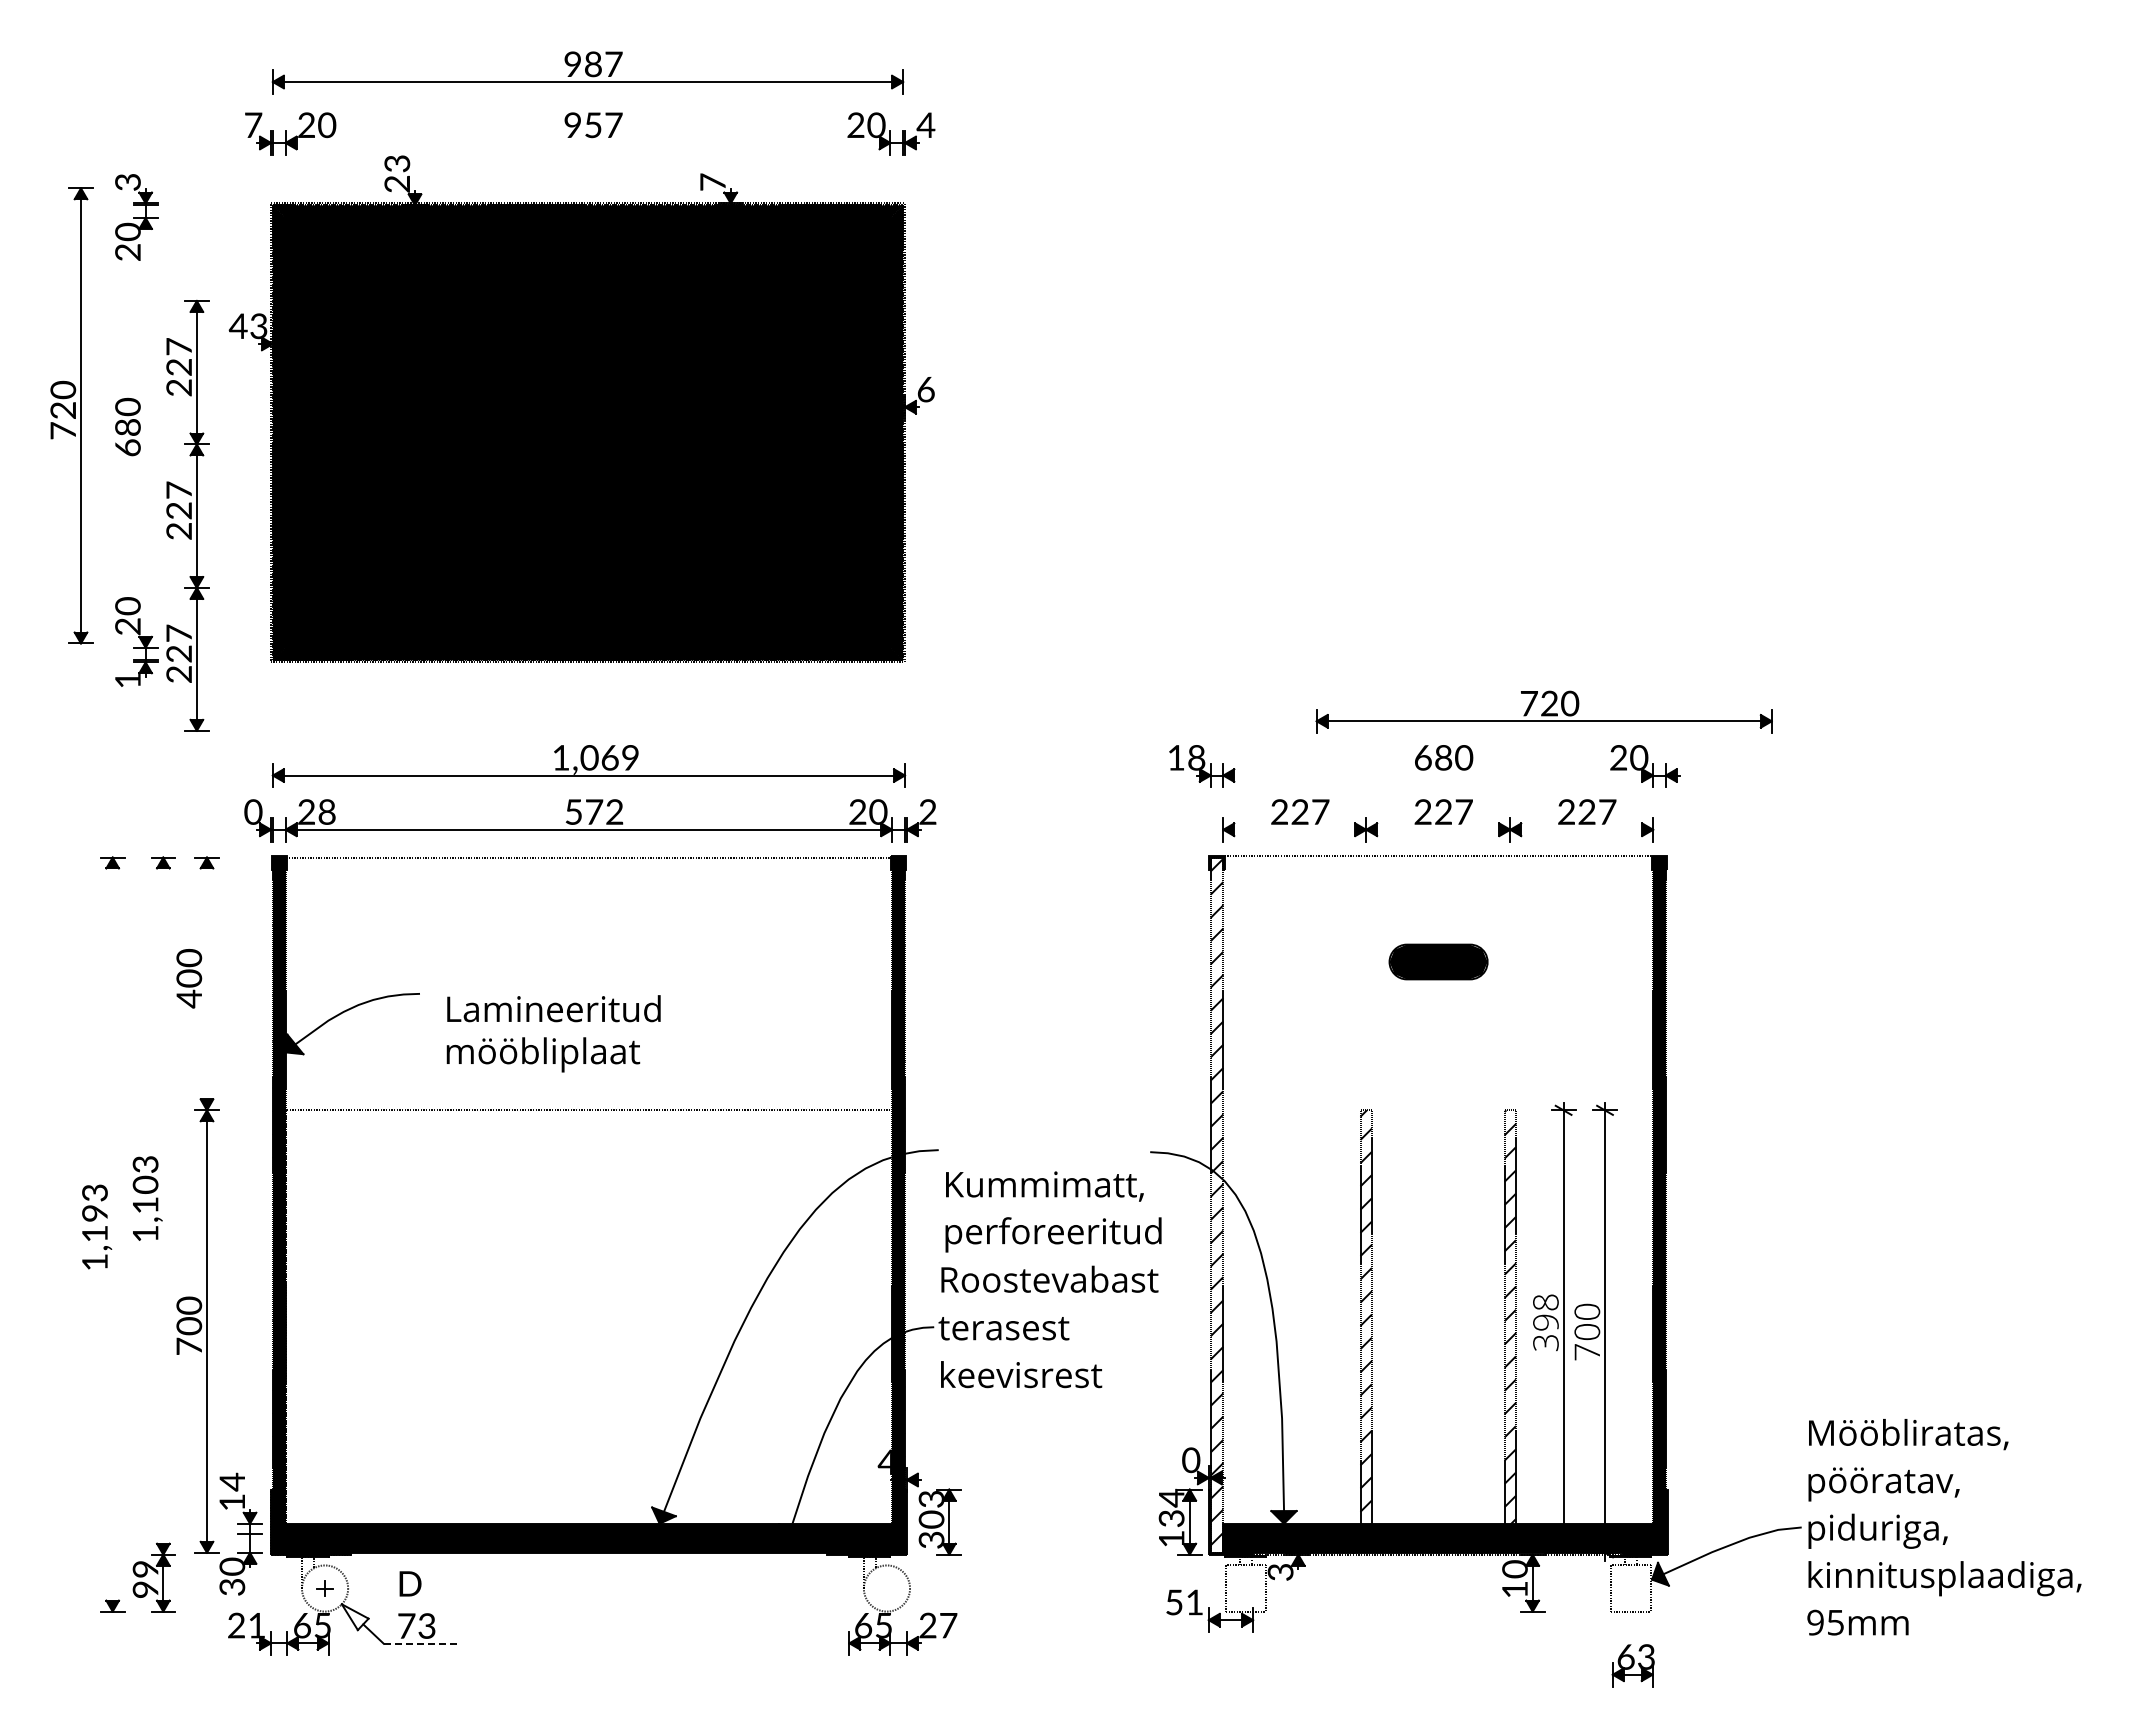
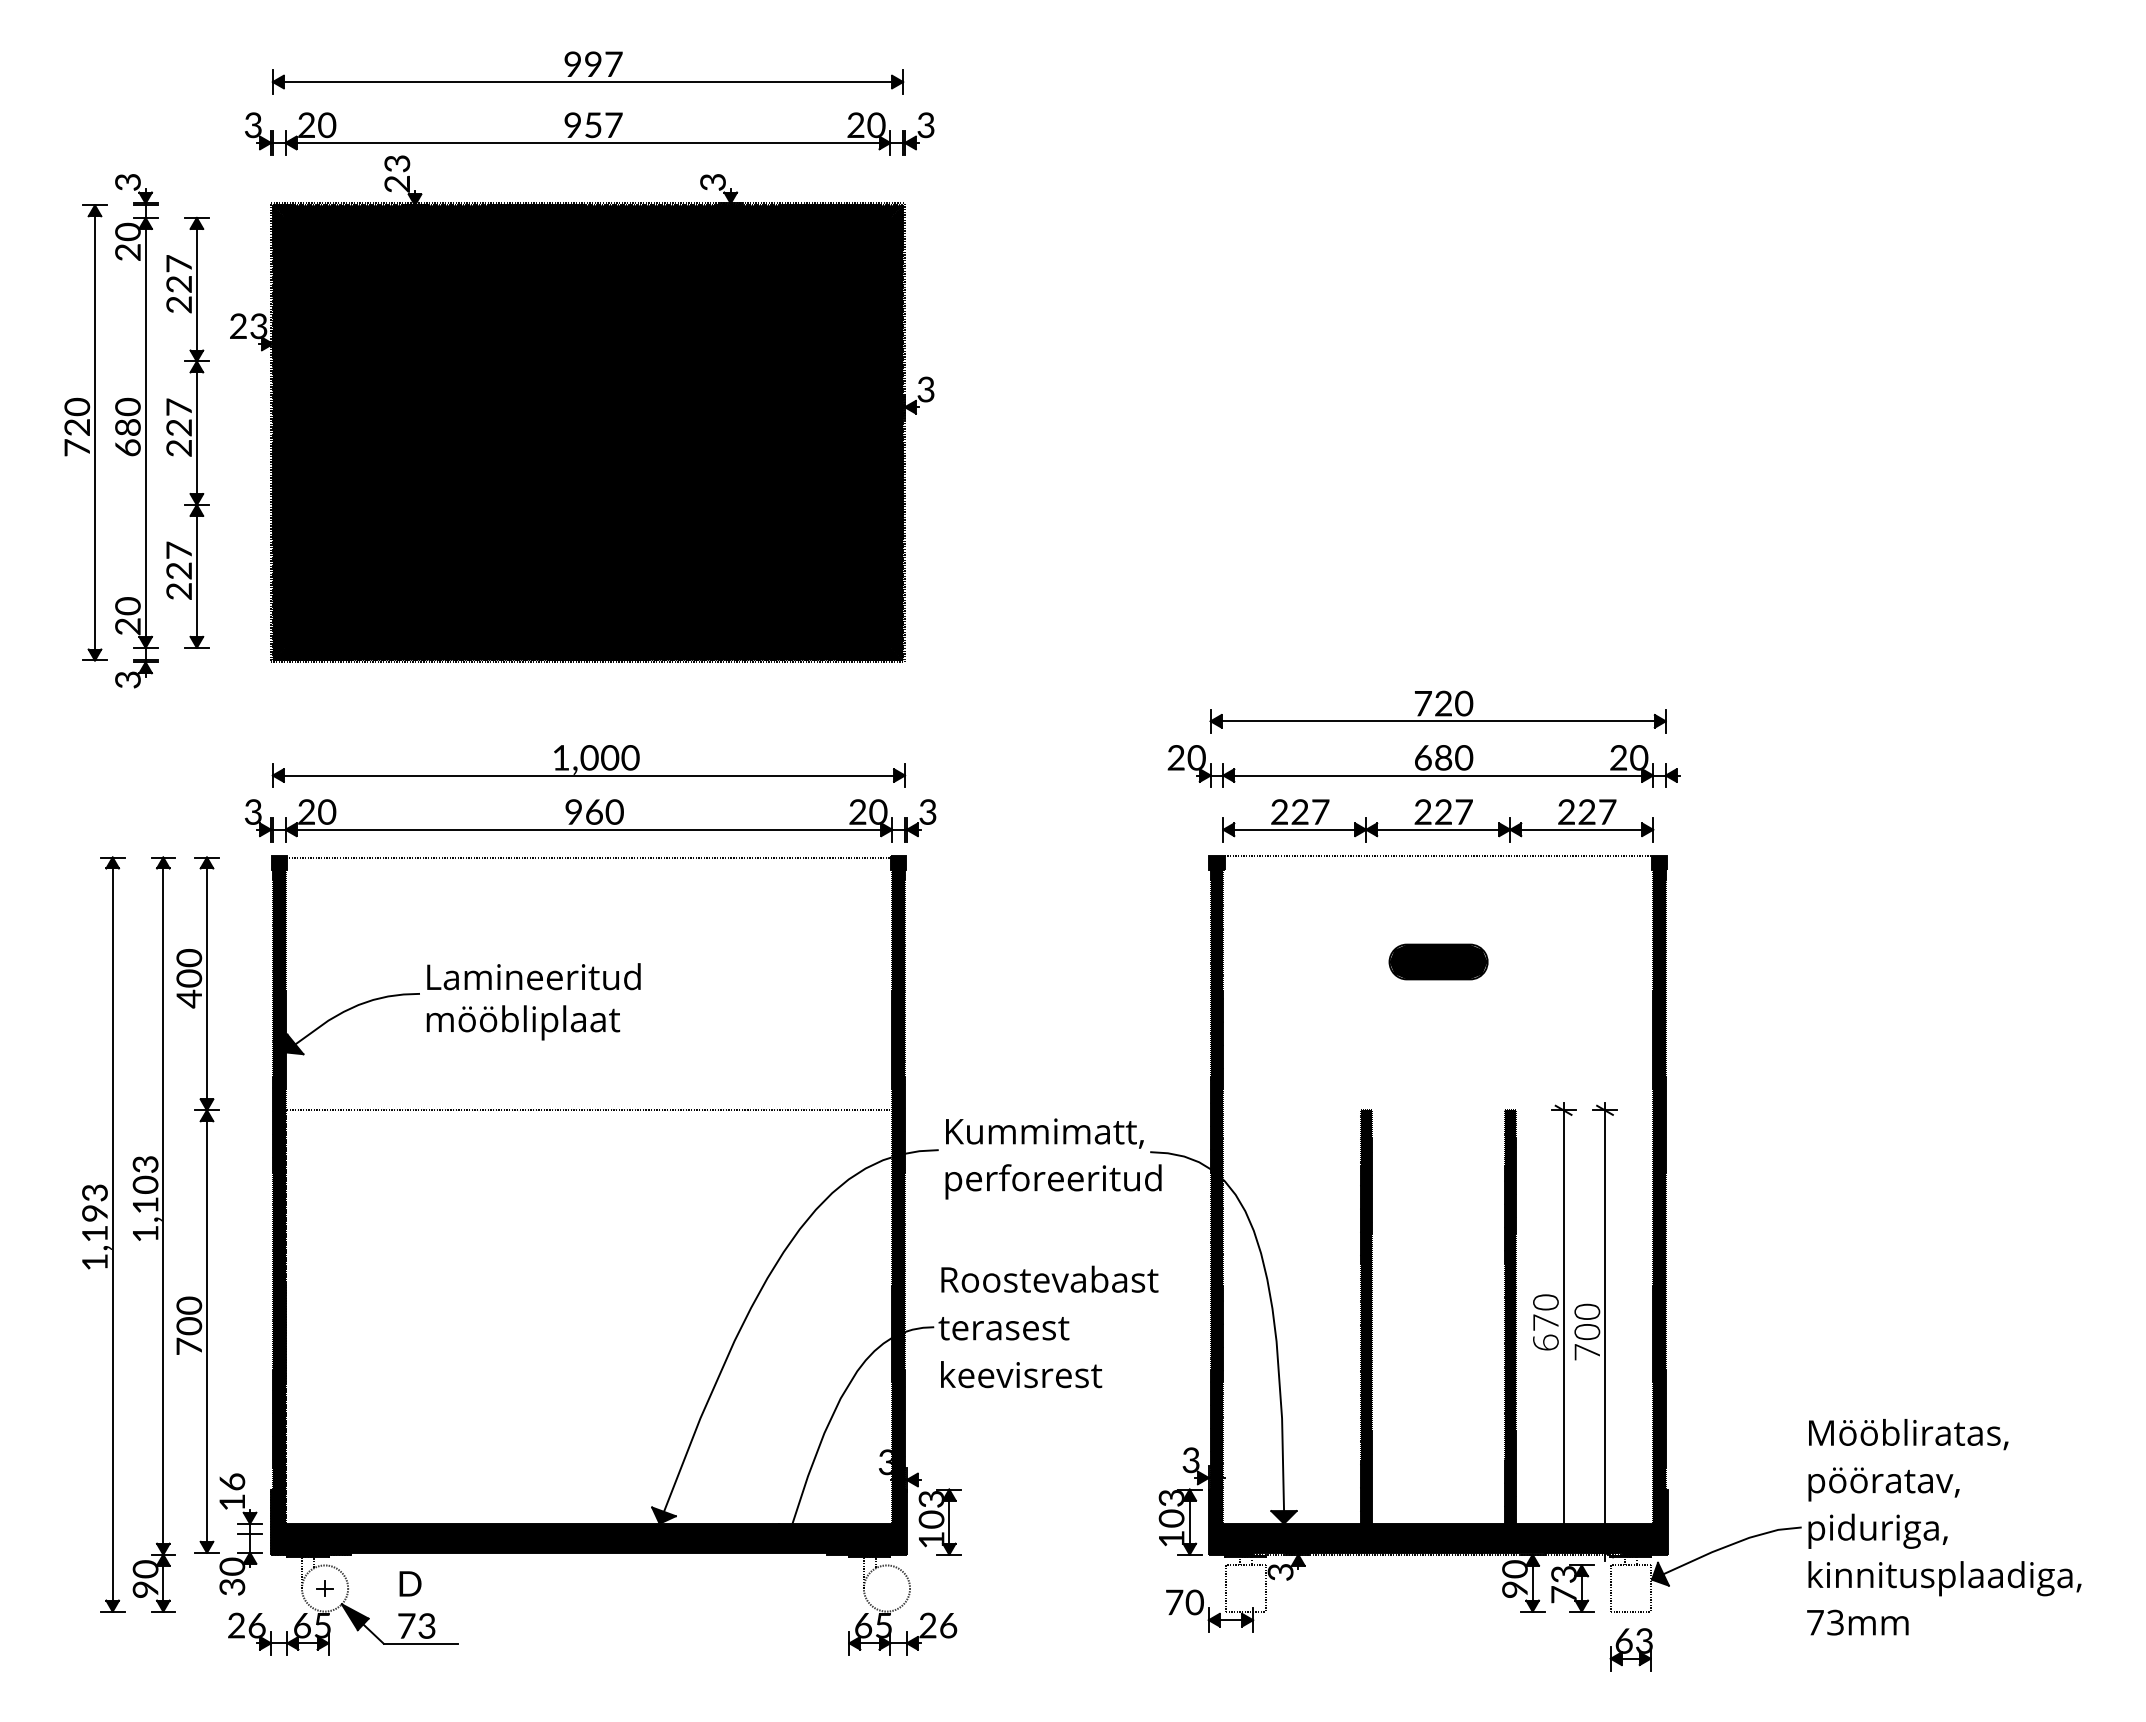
text: 987 -> 997 (593, 65)
text: 7 -> 3 (253, 125)
text: 4 -> 3 (925, 125)
line: none -> present (587, 142)
text: 7 -> 3 (712, 181)
text: 43 -> 23 (237, 325)
text: 6 -> 3 (925, 389)
part position: (71, 415) -> (85, 432) (85, 432)
line: none -> present (145, 432)
part position: (187, 515) -> (187, 432) (187, 432)
text: 1 -> 3 (127, 679)
part position: (1543, 711) -> (1437, 711) (1437, 711)
text: 1,069 -> 1,000 (620, 757)
text: 18 -> 20 (1186, 757)
line: none -> present (1438, 775)
text: 0 -> 3 (253, 811)
text: 572 -> 960 (594, 811)
text: 28 -> 20 (327, 812)
text: 2 -> 3 (927, 813)
line: none -> present (1294, 829)
line: none -> present (1438, 829)
line: none -> present (1581, 829)
line: none -> present (207, 983)
text position: (553, 1033) -> (533, 1001) (533, 1001)
fill: none -> present (1216, 1204)
line: none -> present (163, 1205)
text position: (1053, 1211) -> (1053, 1158) (1053, 1158)
line: none -> present (112, 1234)
fill: none -> present (1365, 1321)
fill: none -> present (1510, 1321)
text: 398 -> 670 (1545, 1322)
text: 0 -> 3 (1191, 1459)
text: 4 -> 3 (884, 1462)
text: 14 -> 16 (232, 1481)
text: 134 -> 103 (1171, 1507)
text: 303 -> 103 (931, 1539)
text: 99 -> 90 (146, 1569)
part: none -> present (1572, 1588)
text: 10 -> 90 (1514, 1589)
text: 51 -> 70 (1184, 1602)
fill: none -> present (354, 1617)
text: 95mm -> 73mm (1825, 1622)
text: 21 -> 26 (256, 1625)
text: 27 -> 26 (948, 1625)
line: dashed -> solid (421, 1643)
part position: (1632, 1665) -> (1630, 1649) (1630, 1649)
